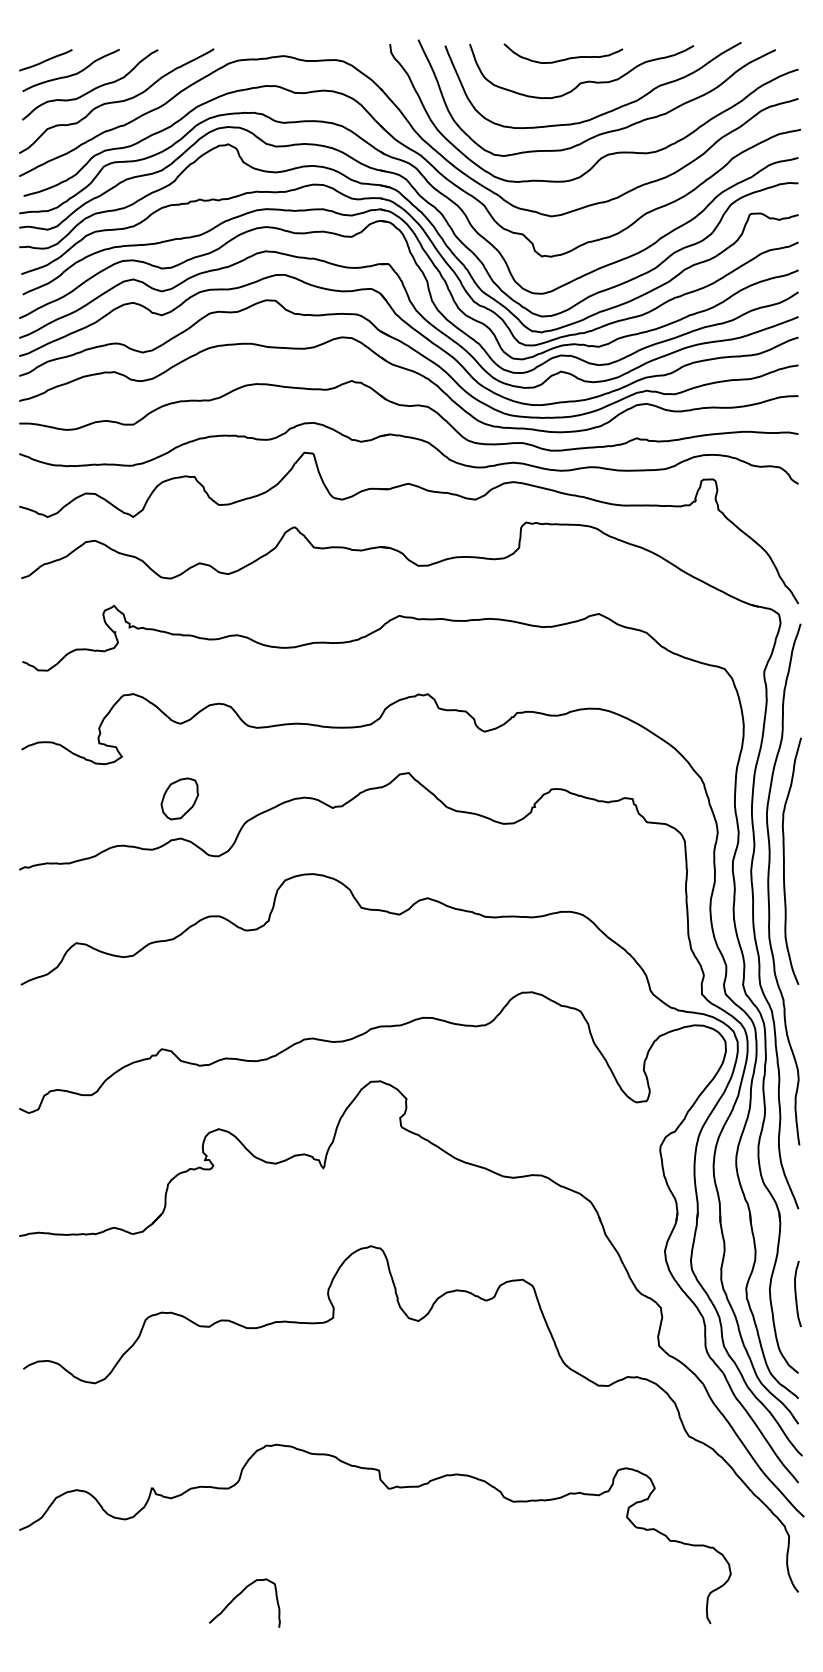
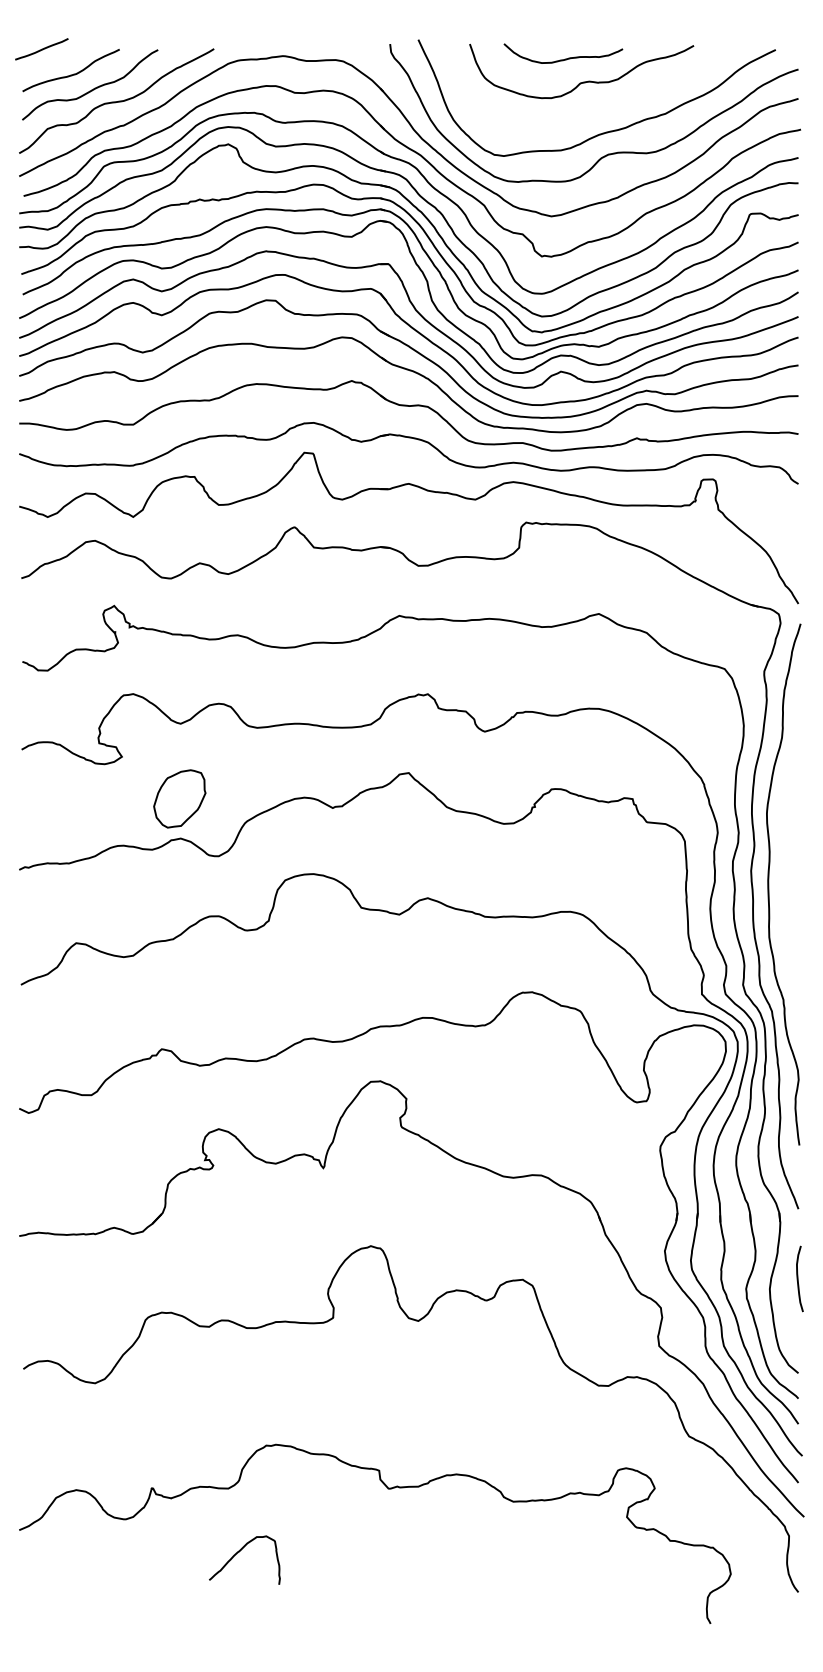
line position: (45, 60) -> (41, 49) (41, 49)
curve: present -> none (604, 112)
part size: 40x44 px -> 54x60 px (179, 798)
curve: present -> none (784, 860)
curve position: (796, 1293) -> (798, 1278) (798, 1278)
curve position: (239, 1595) -> (239, 1552) (239, 1552)
